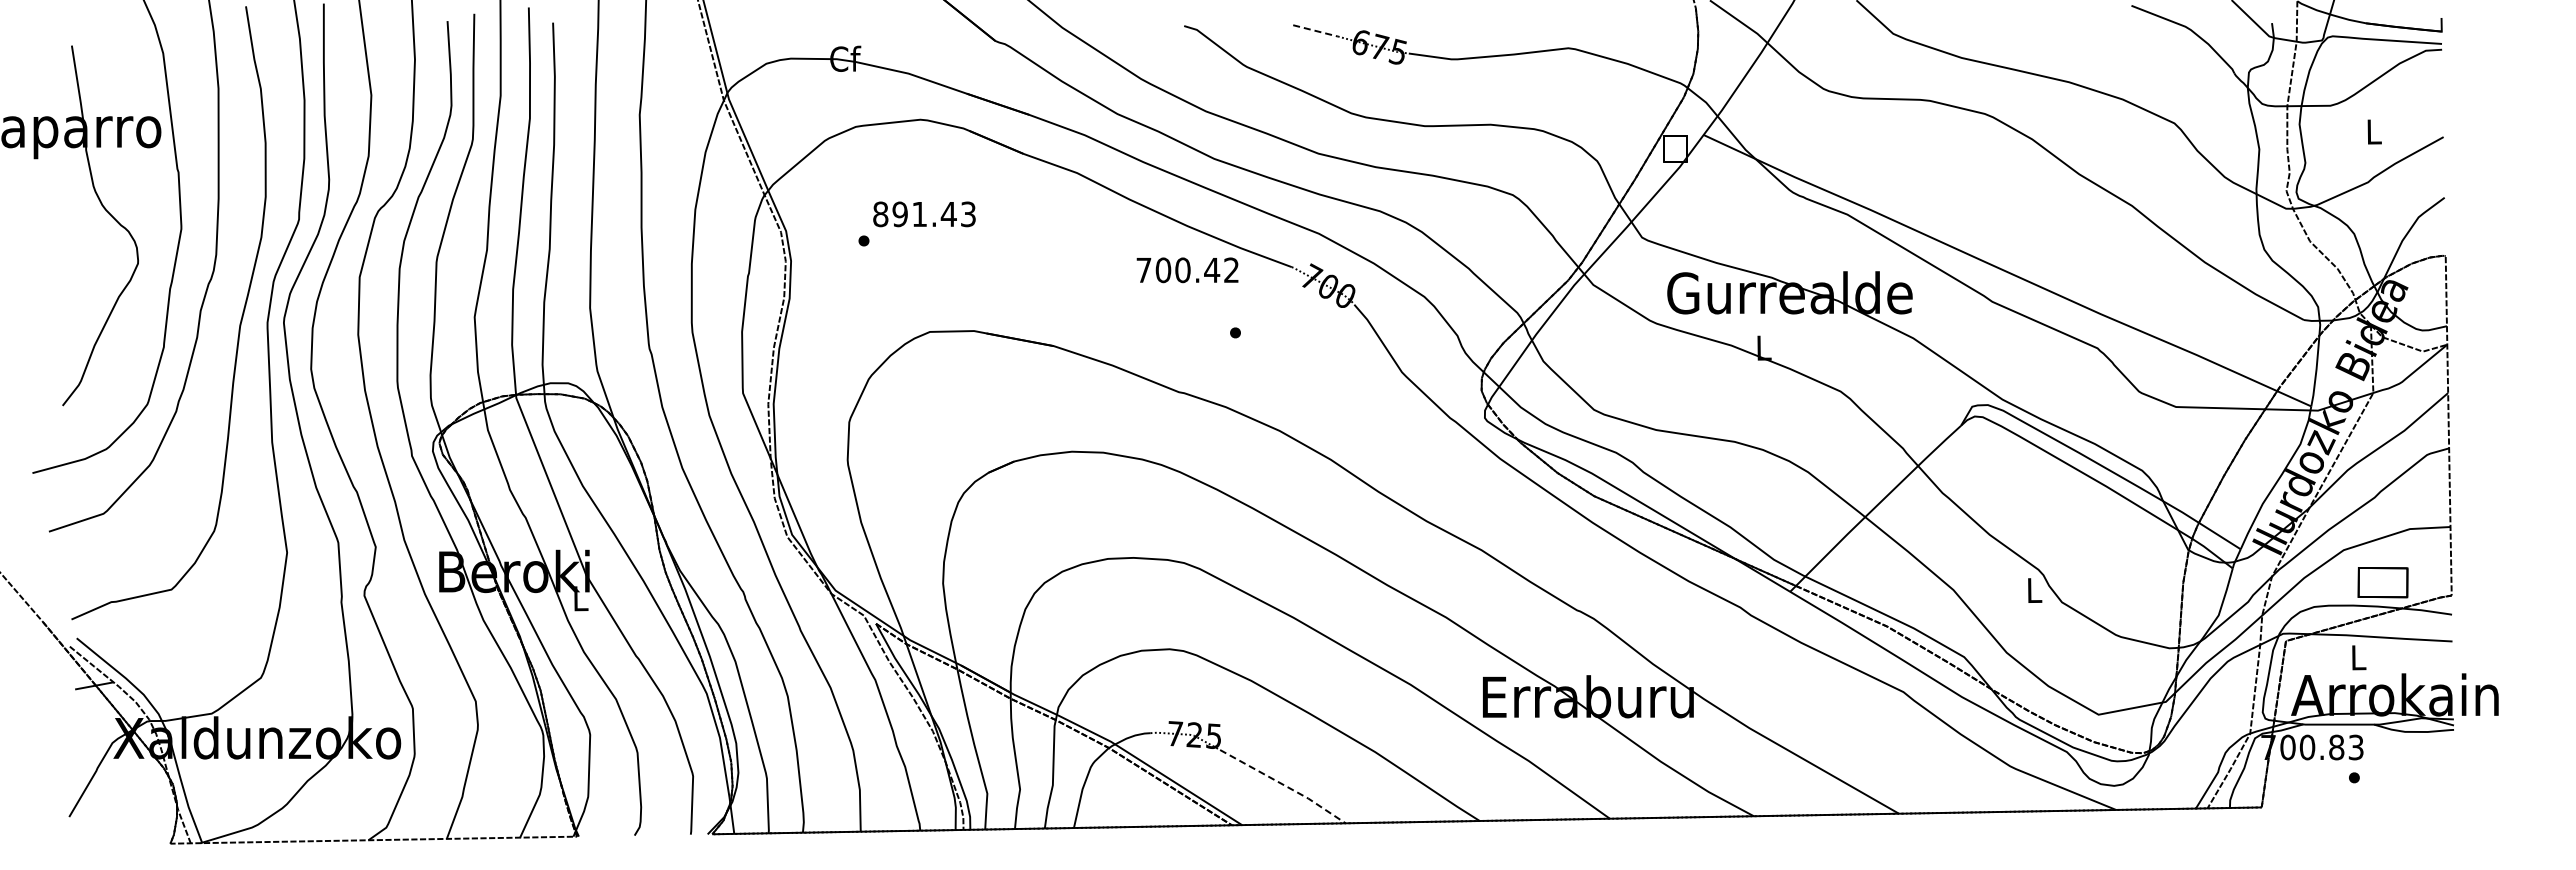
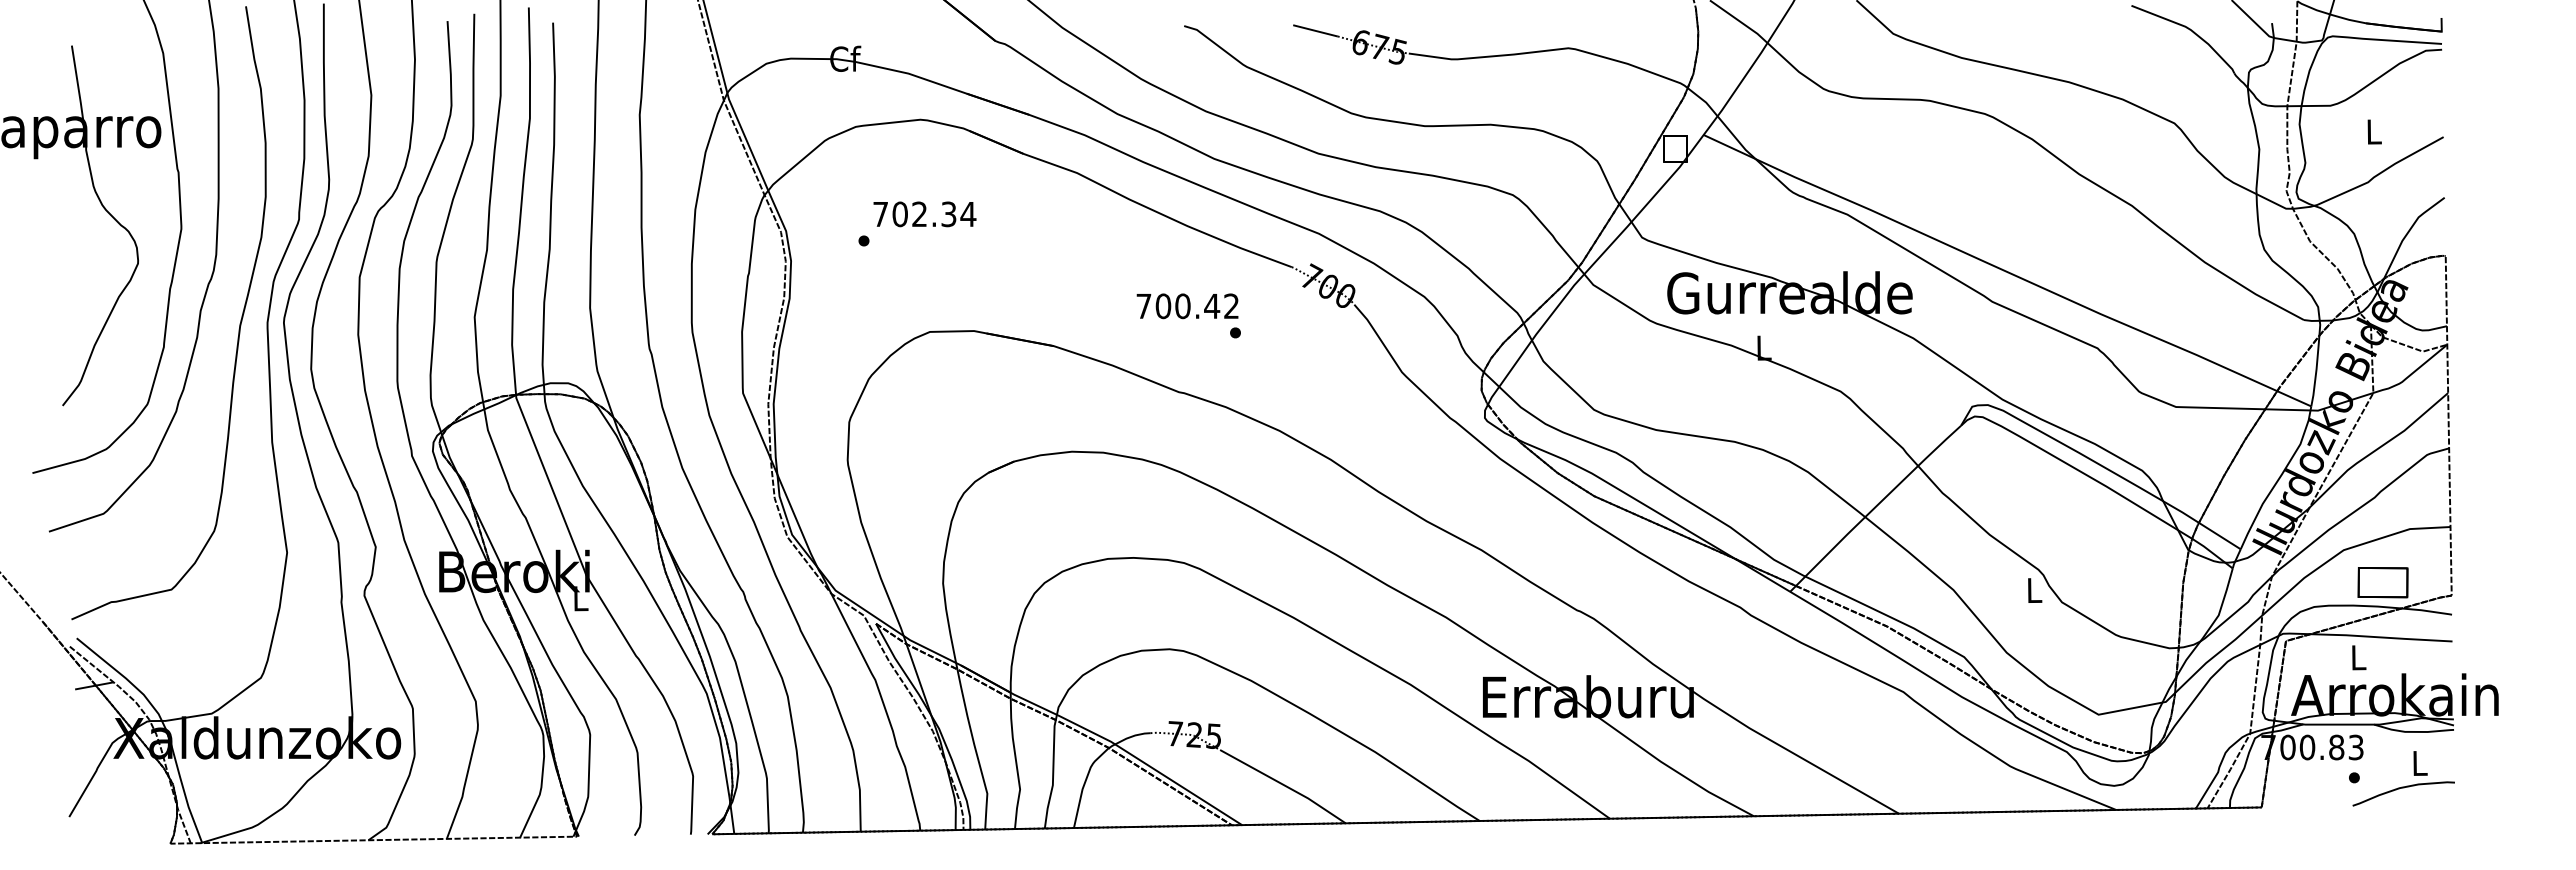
line: dashed -> solid (1315, 30)
text: 891.43 -> 702.34 (924, 214)
text position: (1187, 270) -> (1187, 306) (1187, 306)
line: dashed -> solid (1284, 785)
part: none -> present (2406, 785)
